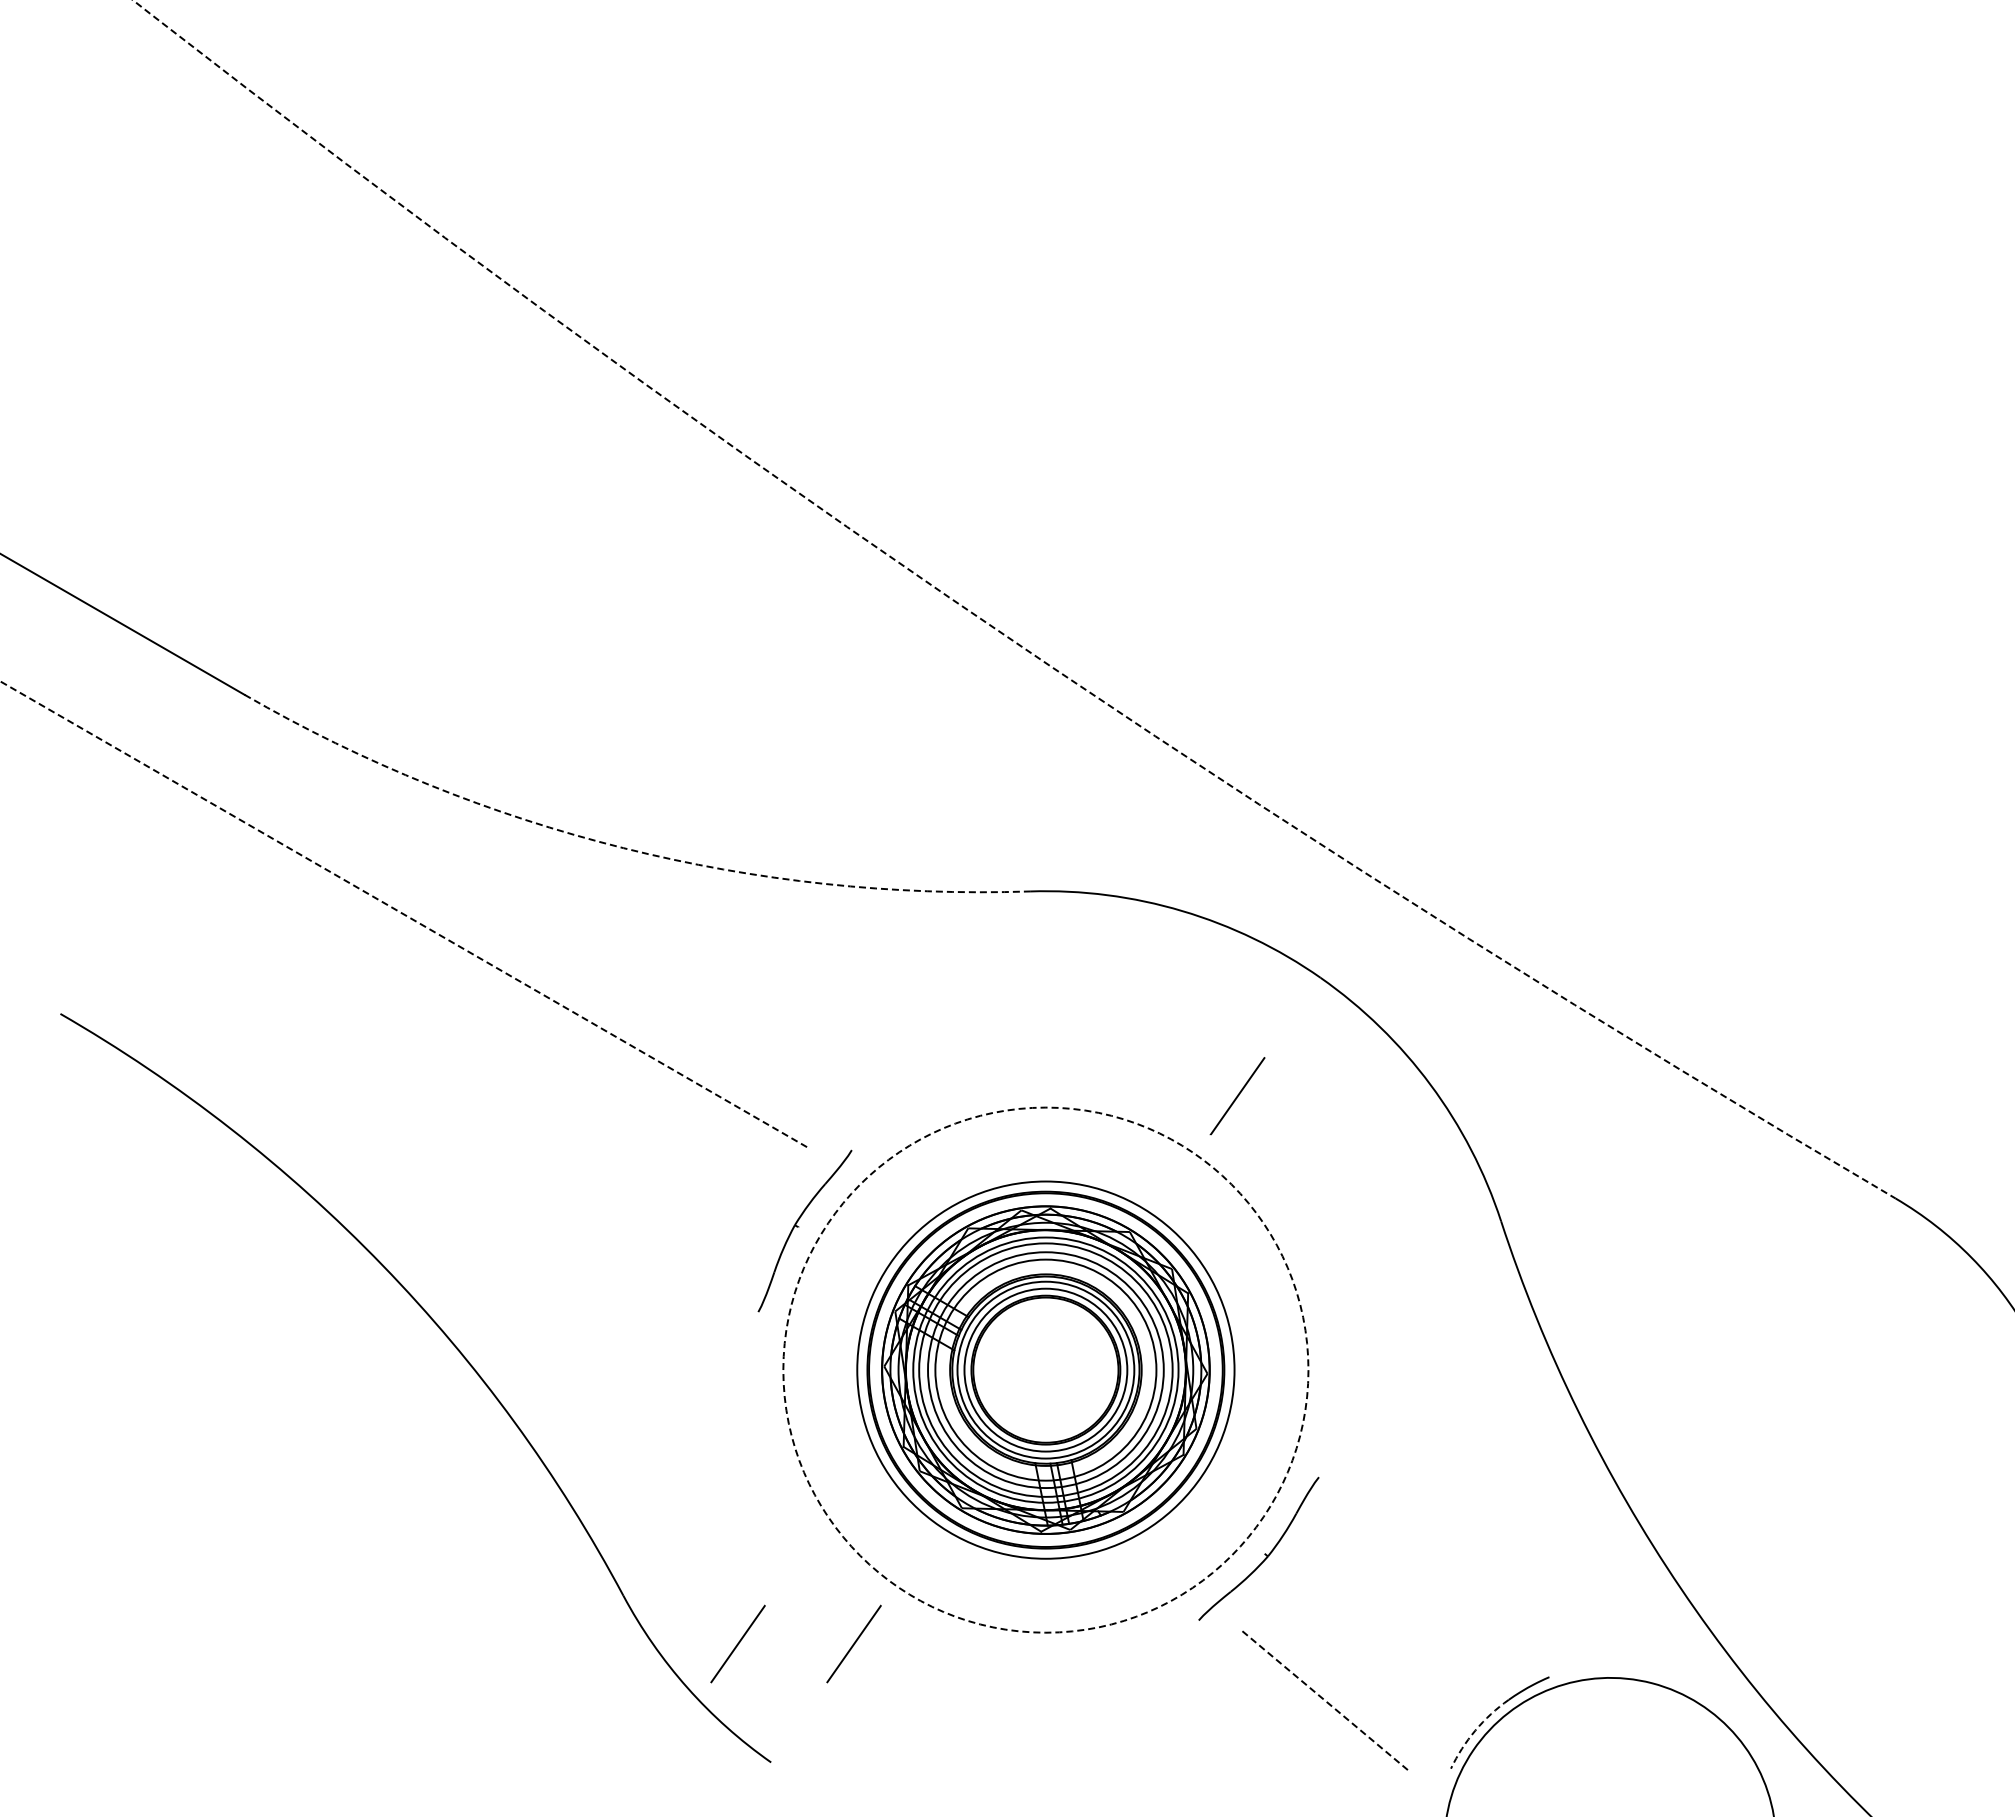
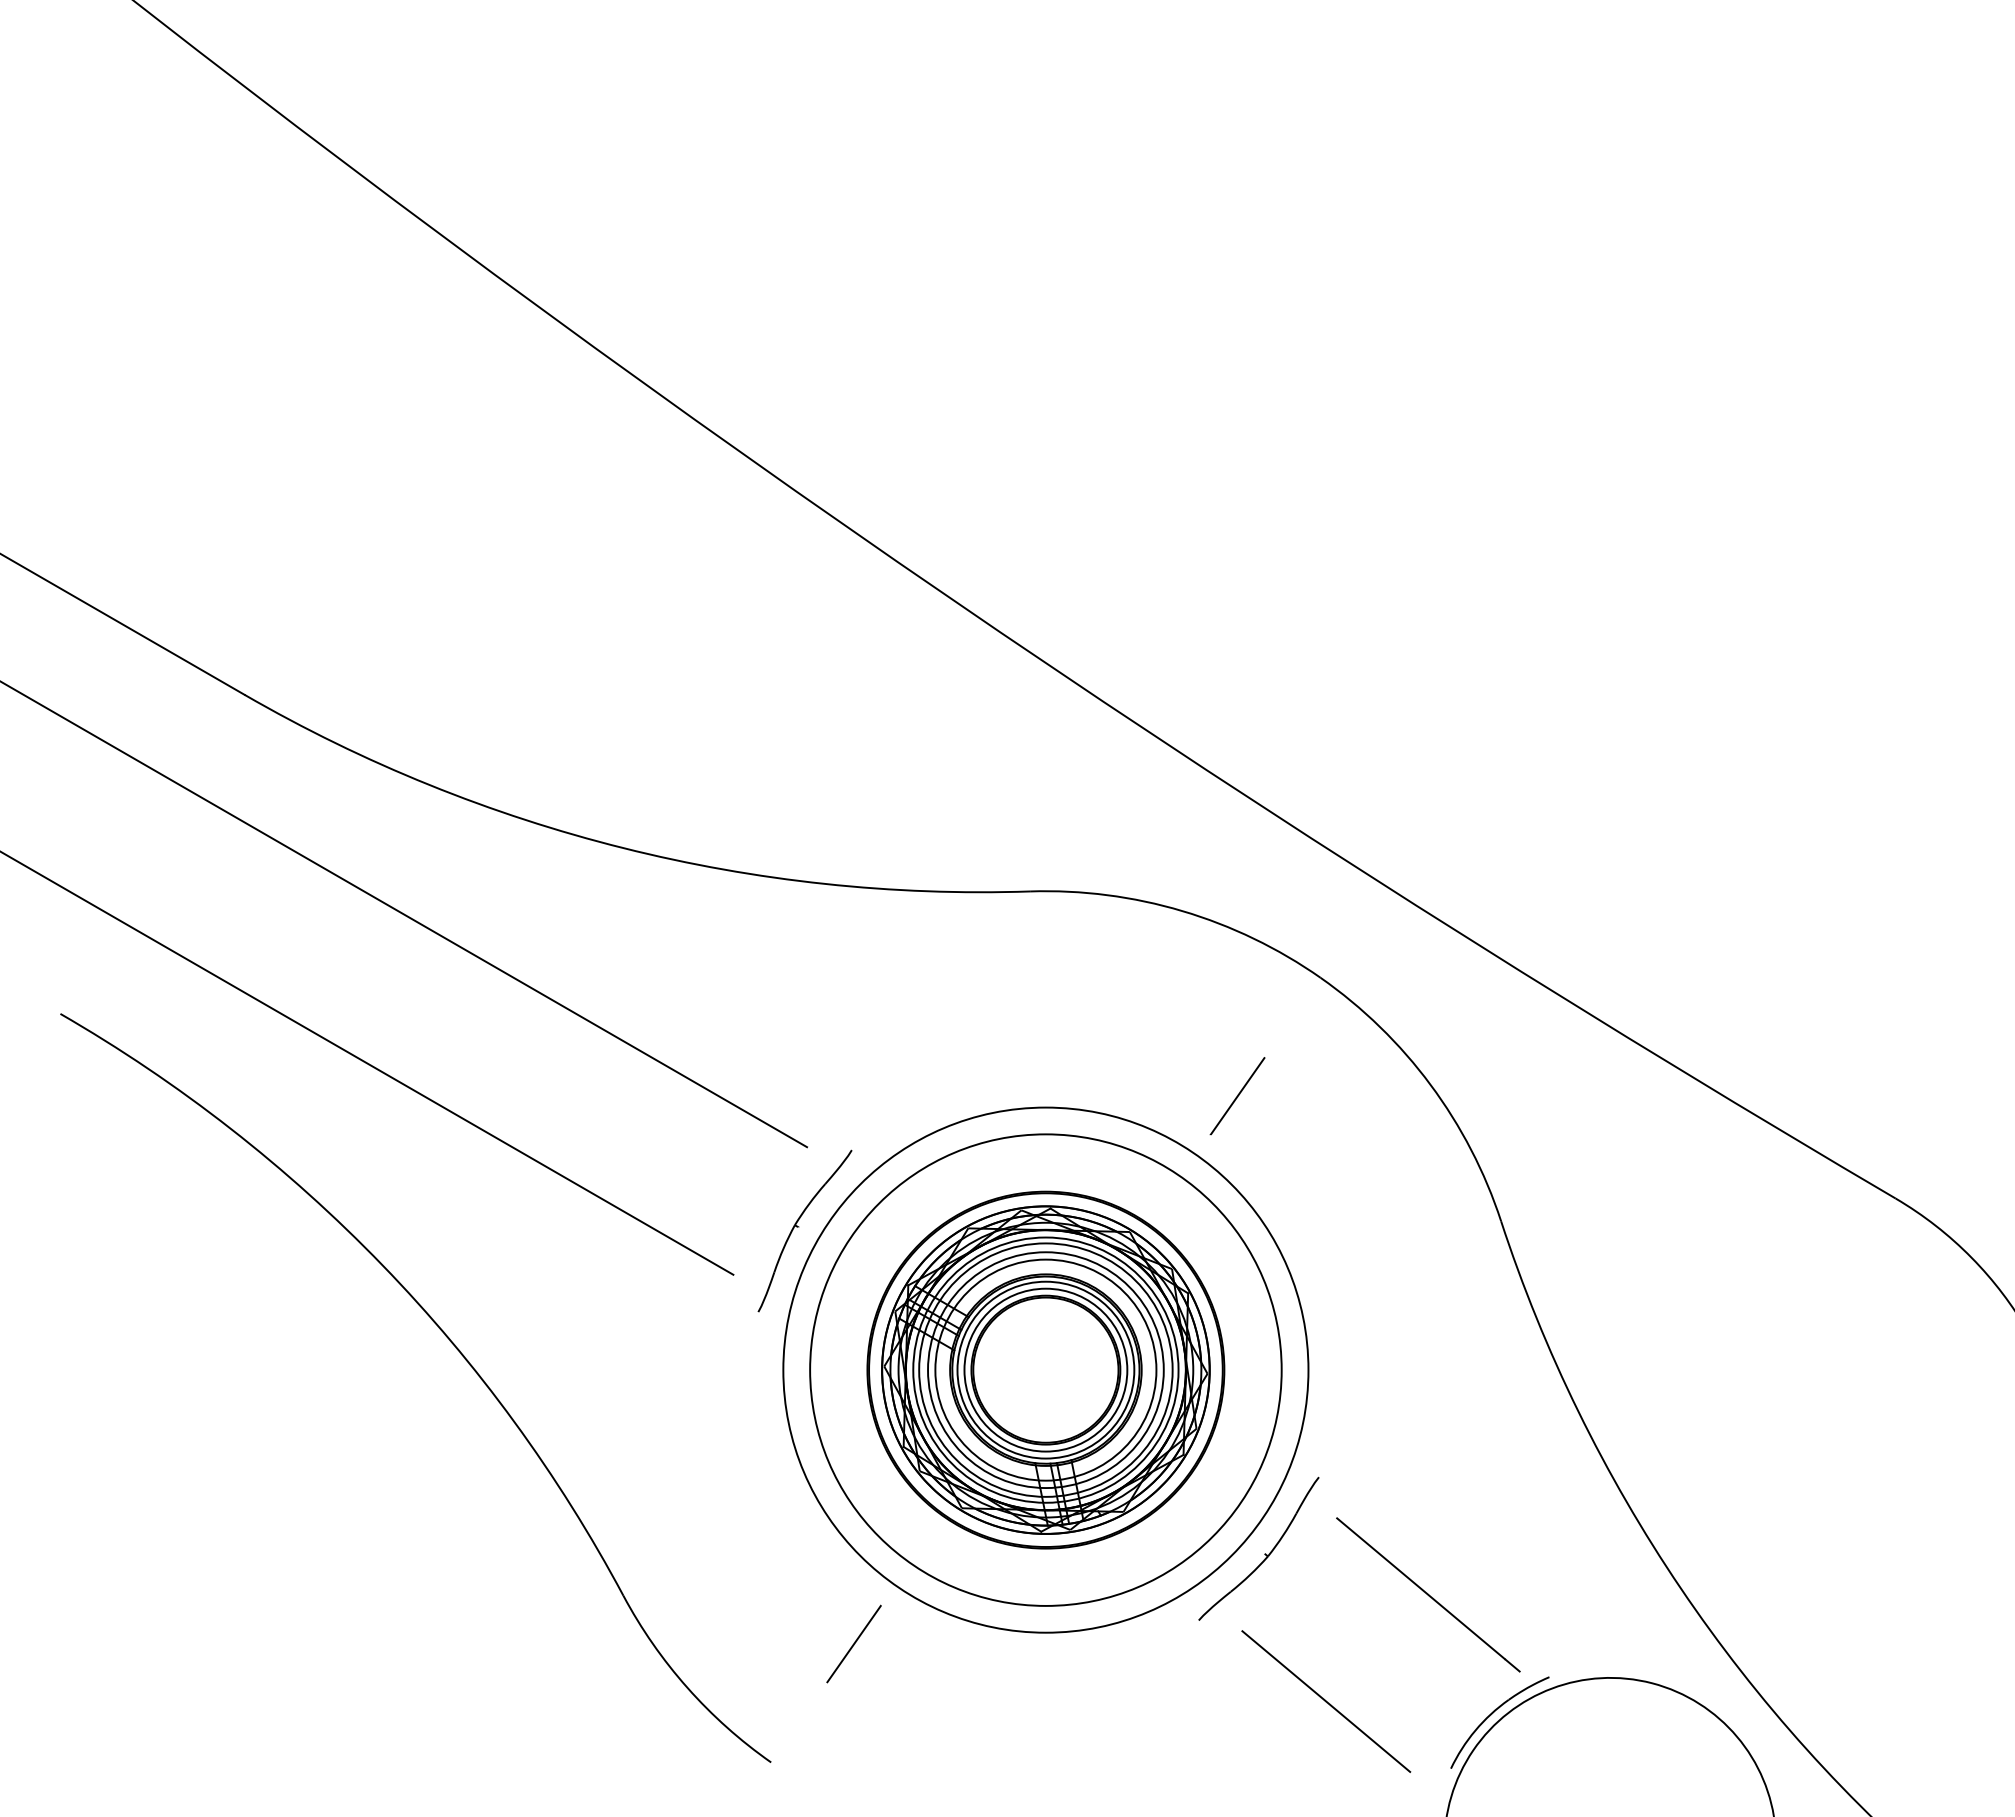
arc: dashed -> solid (994, 628)
arc: dashed -> solid (623, 848)
line: dashed -> solid (403, 914)
line: none -> present (367, 1063)
circle diameter: 377 px -> 472 px (1045, 1369)
circle: dashed -> solid (1045, 1369)
line: none -> present (1428, 1594)
line: present -> none (737, 1643)
line: dashed -> solid (1326, 1701)
arc: dashed -> solid (1475, 1730)
